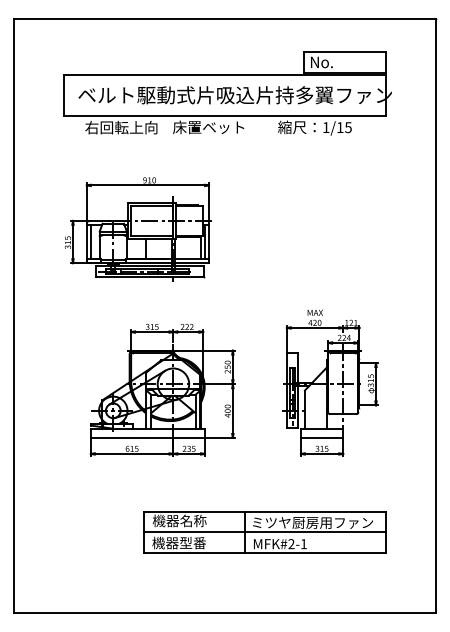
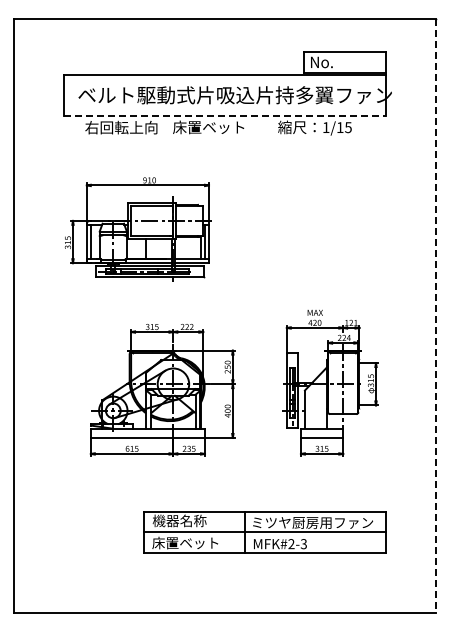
line: solid -> dashed (225, 115)
line: solid -> dashed (436, 316)
text: 機器型番 -> 床置ベット (185, 542)
text: MFK#2-1 -> MFK#2-3 (303, 544)
